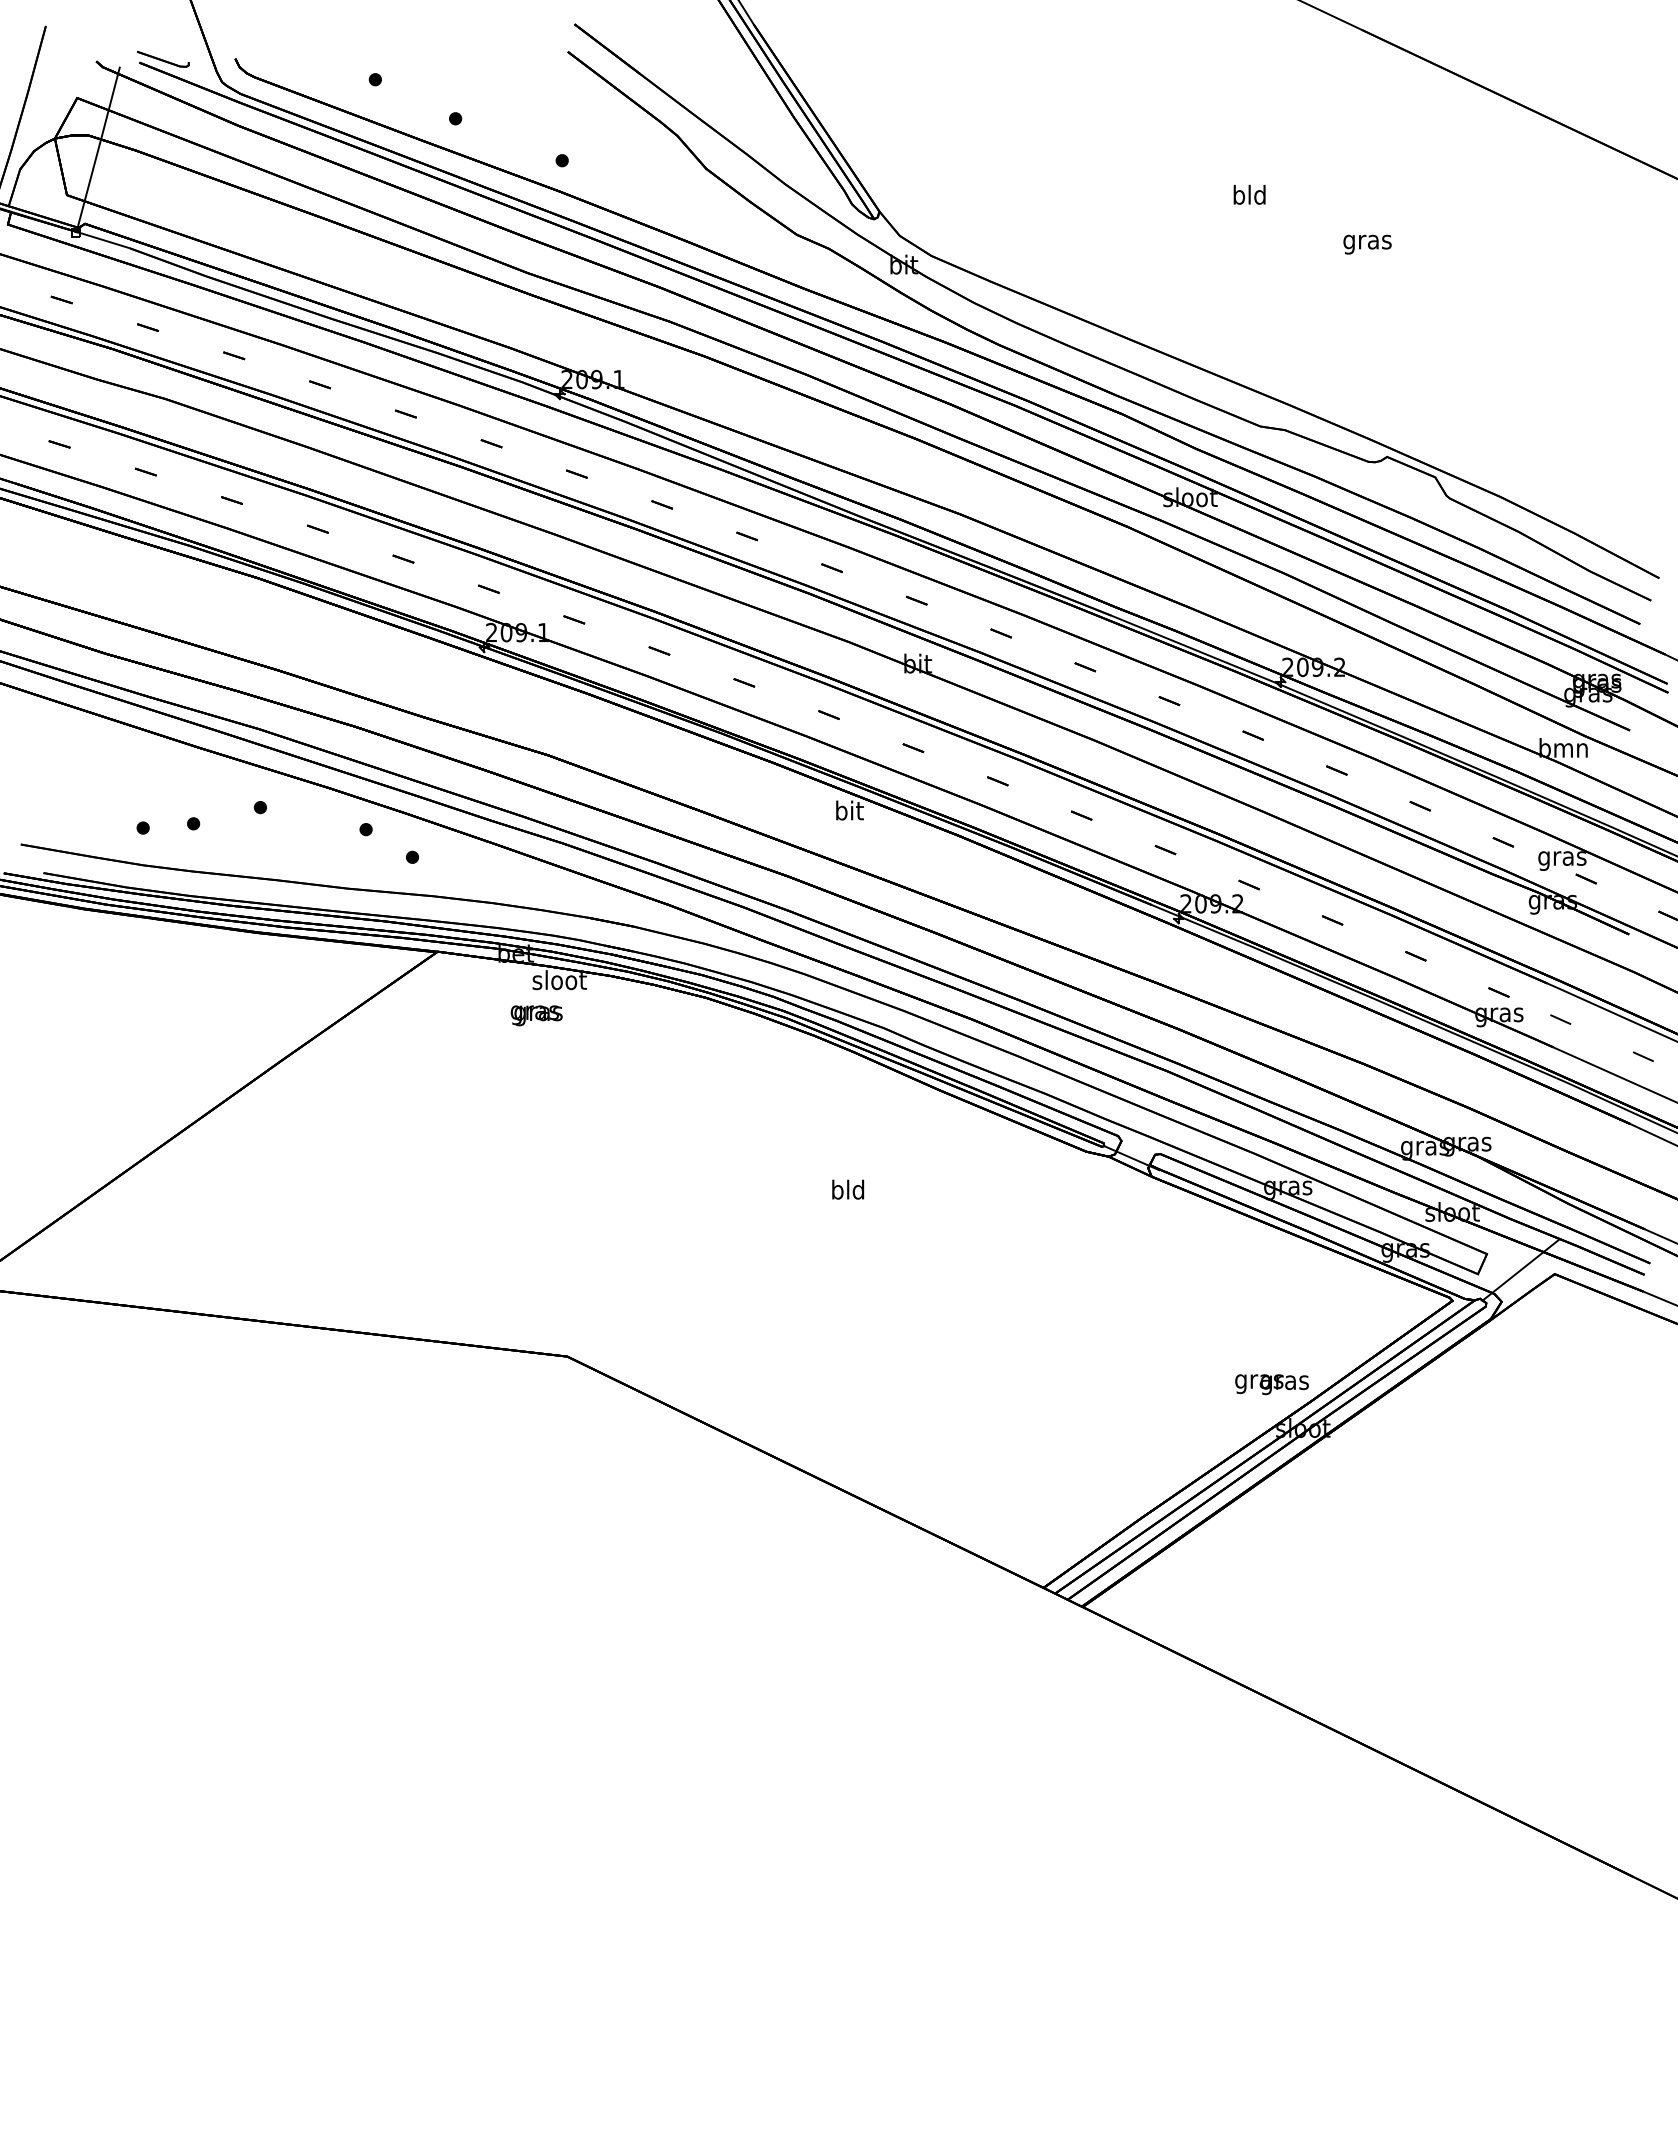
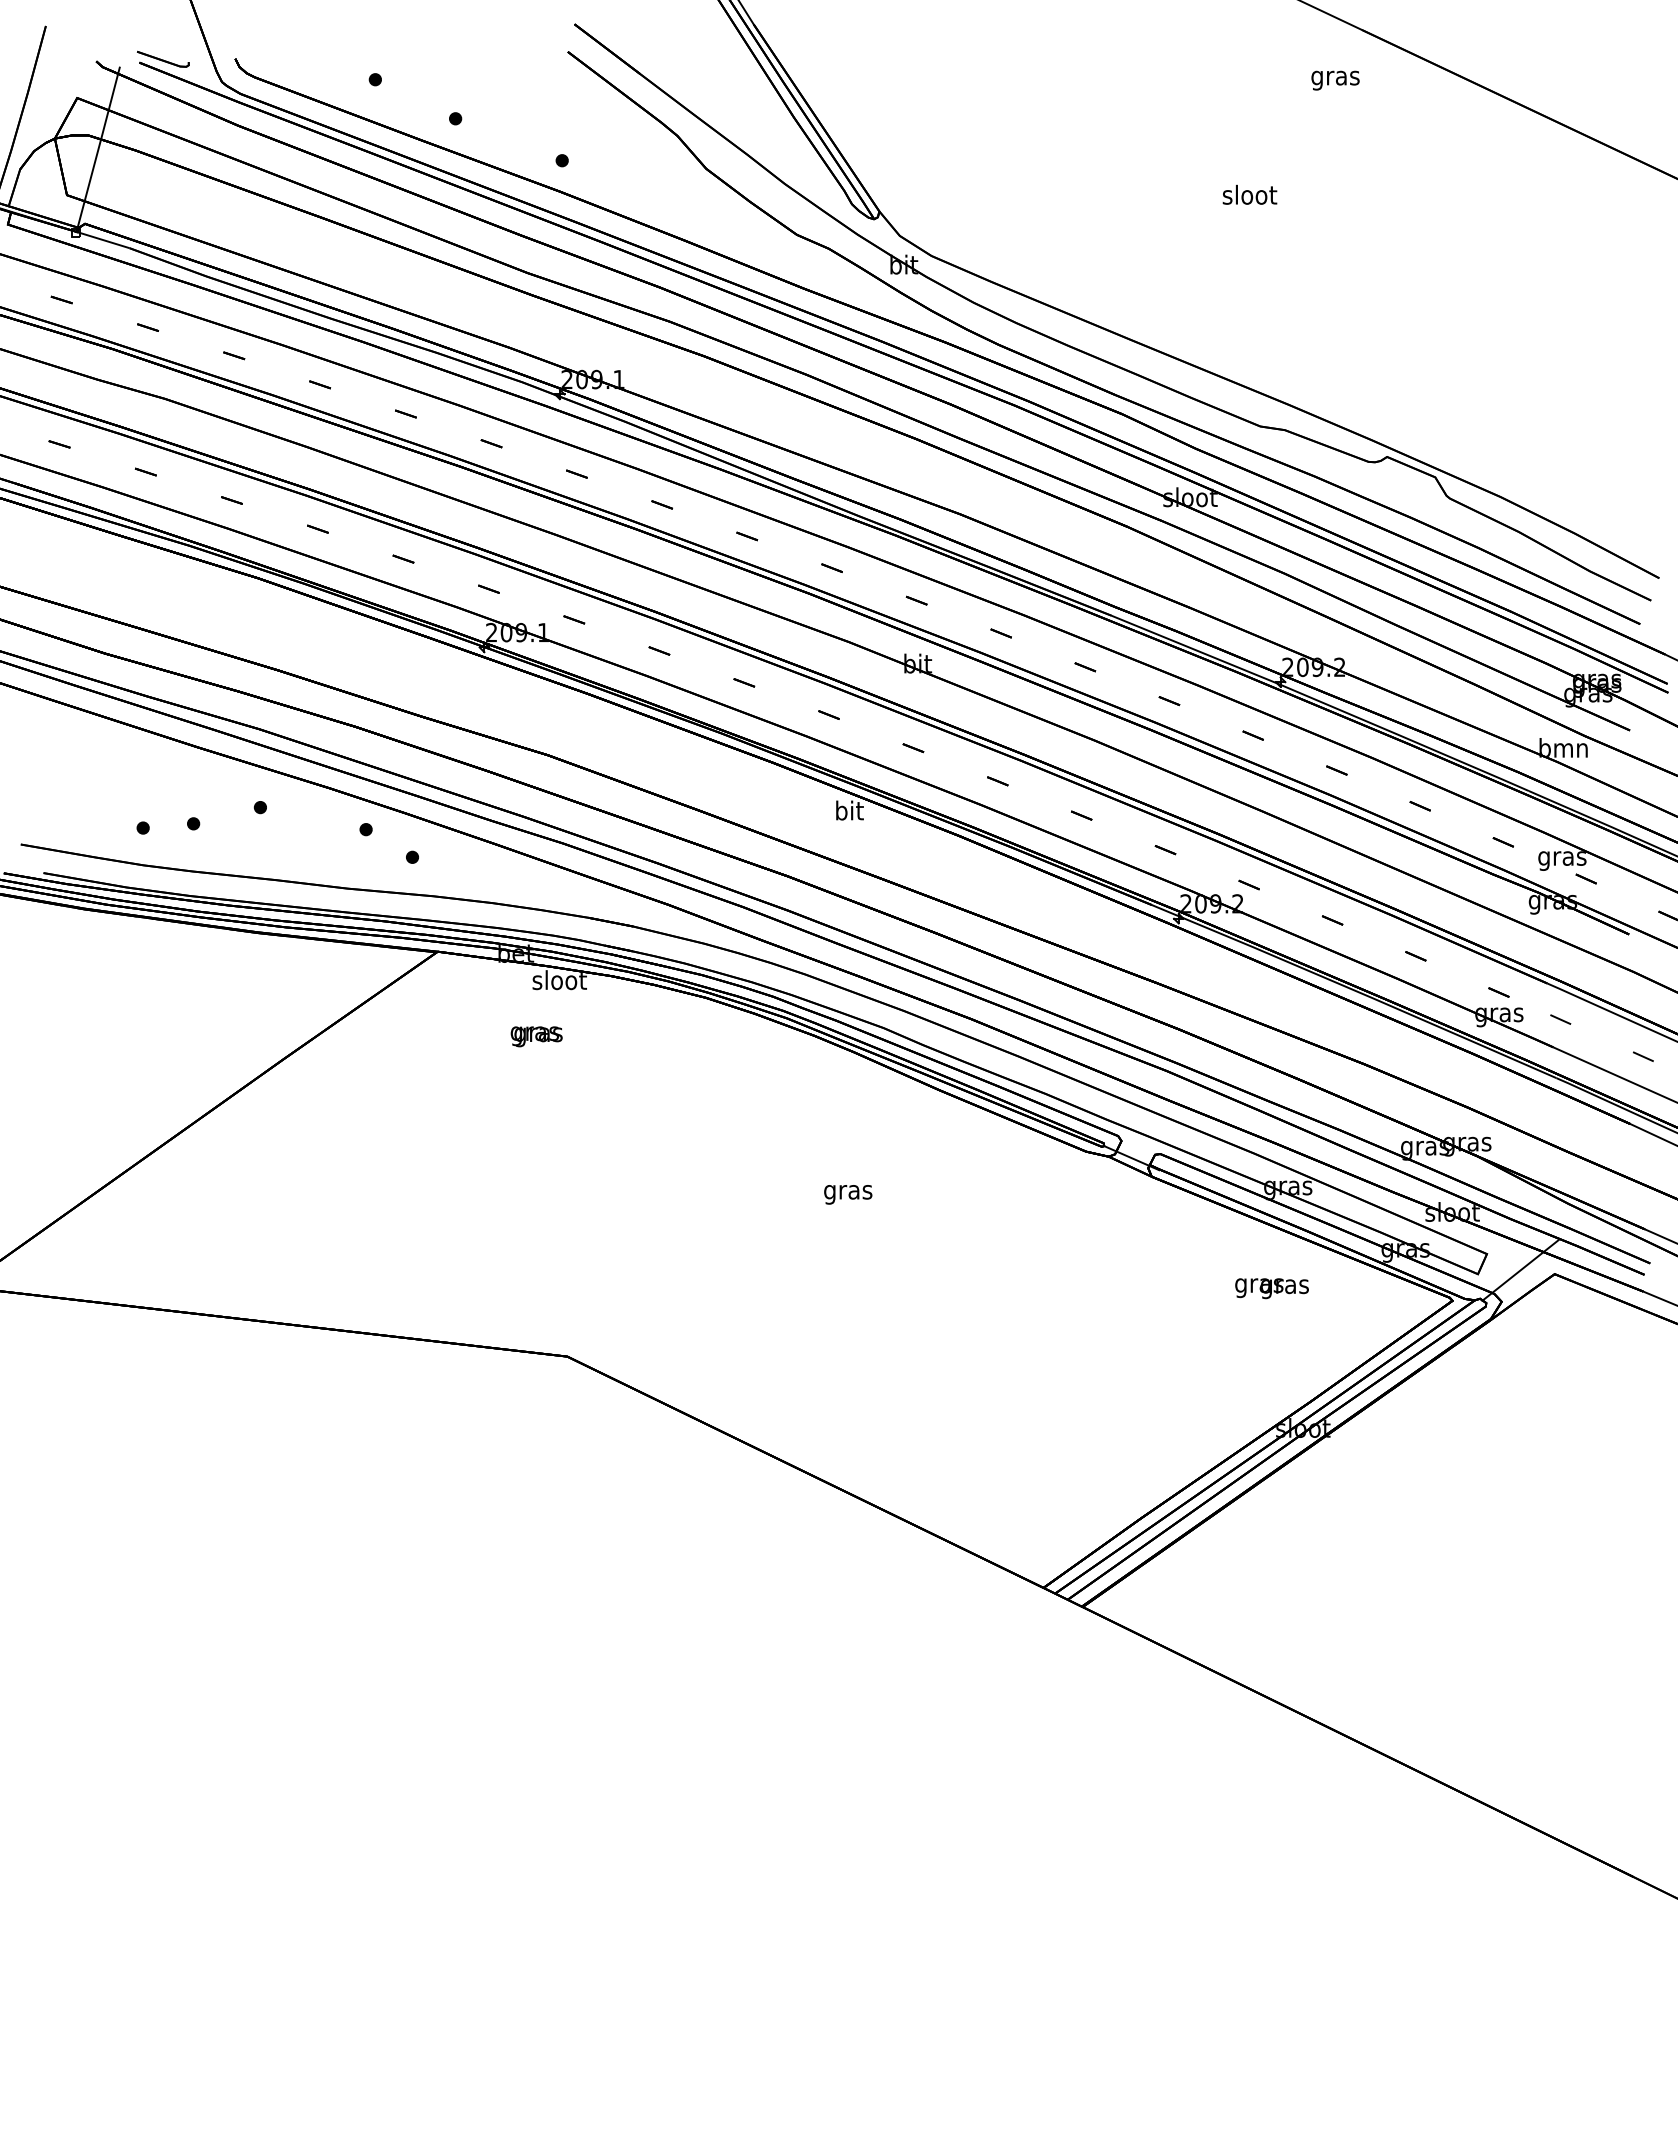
text: bld -> sloot (1249, 194)
text position: (1367, 244) -> (1335, 80) (1335, 80)
text position: (536, 1015) -> (536, 1036) (536, 1036)
text: bld -> gras (848, 1191)
text position: (1271, 1384) -> (1271, 1288) (1271, 1288)
